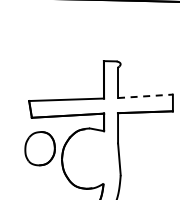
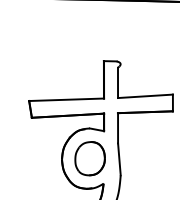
line: dashed -> solid (145, 96)
part position: (39, 148) -> (89, 158) (89, 158)
